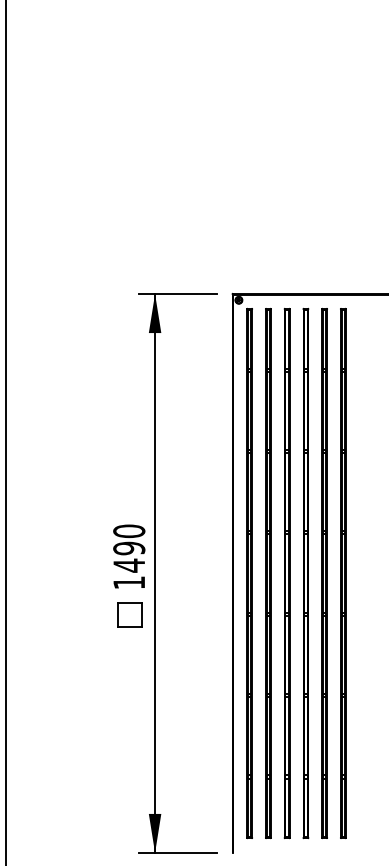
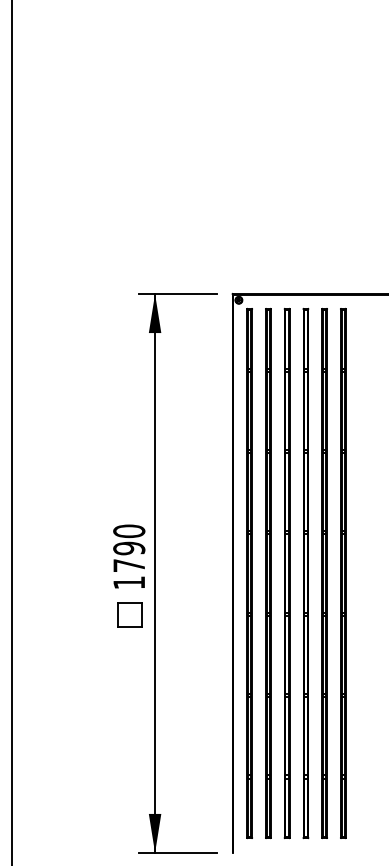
line position: (5, 432) -> (11, 432) (11, 432)
text: 1490 -> 1790 (128, 565)
